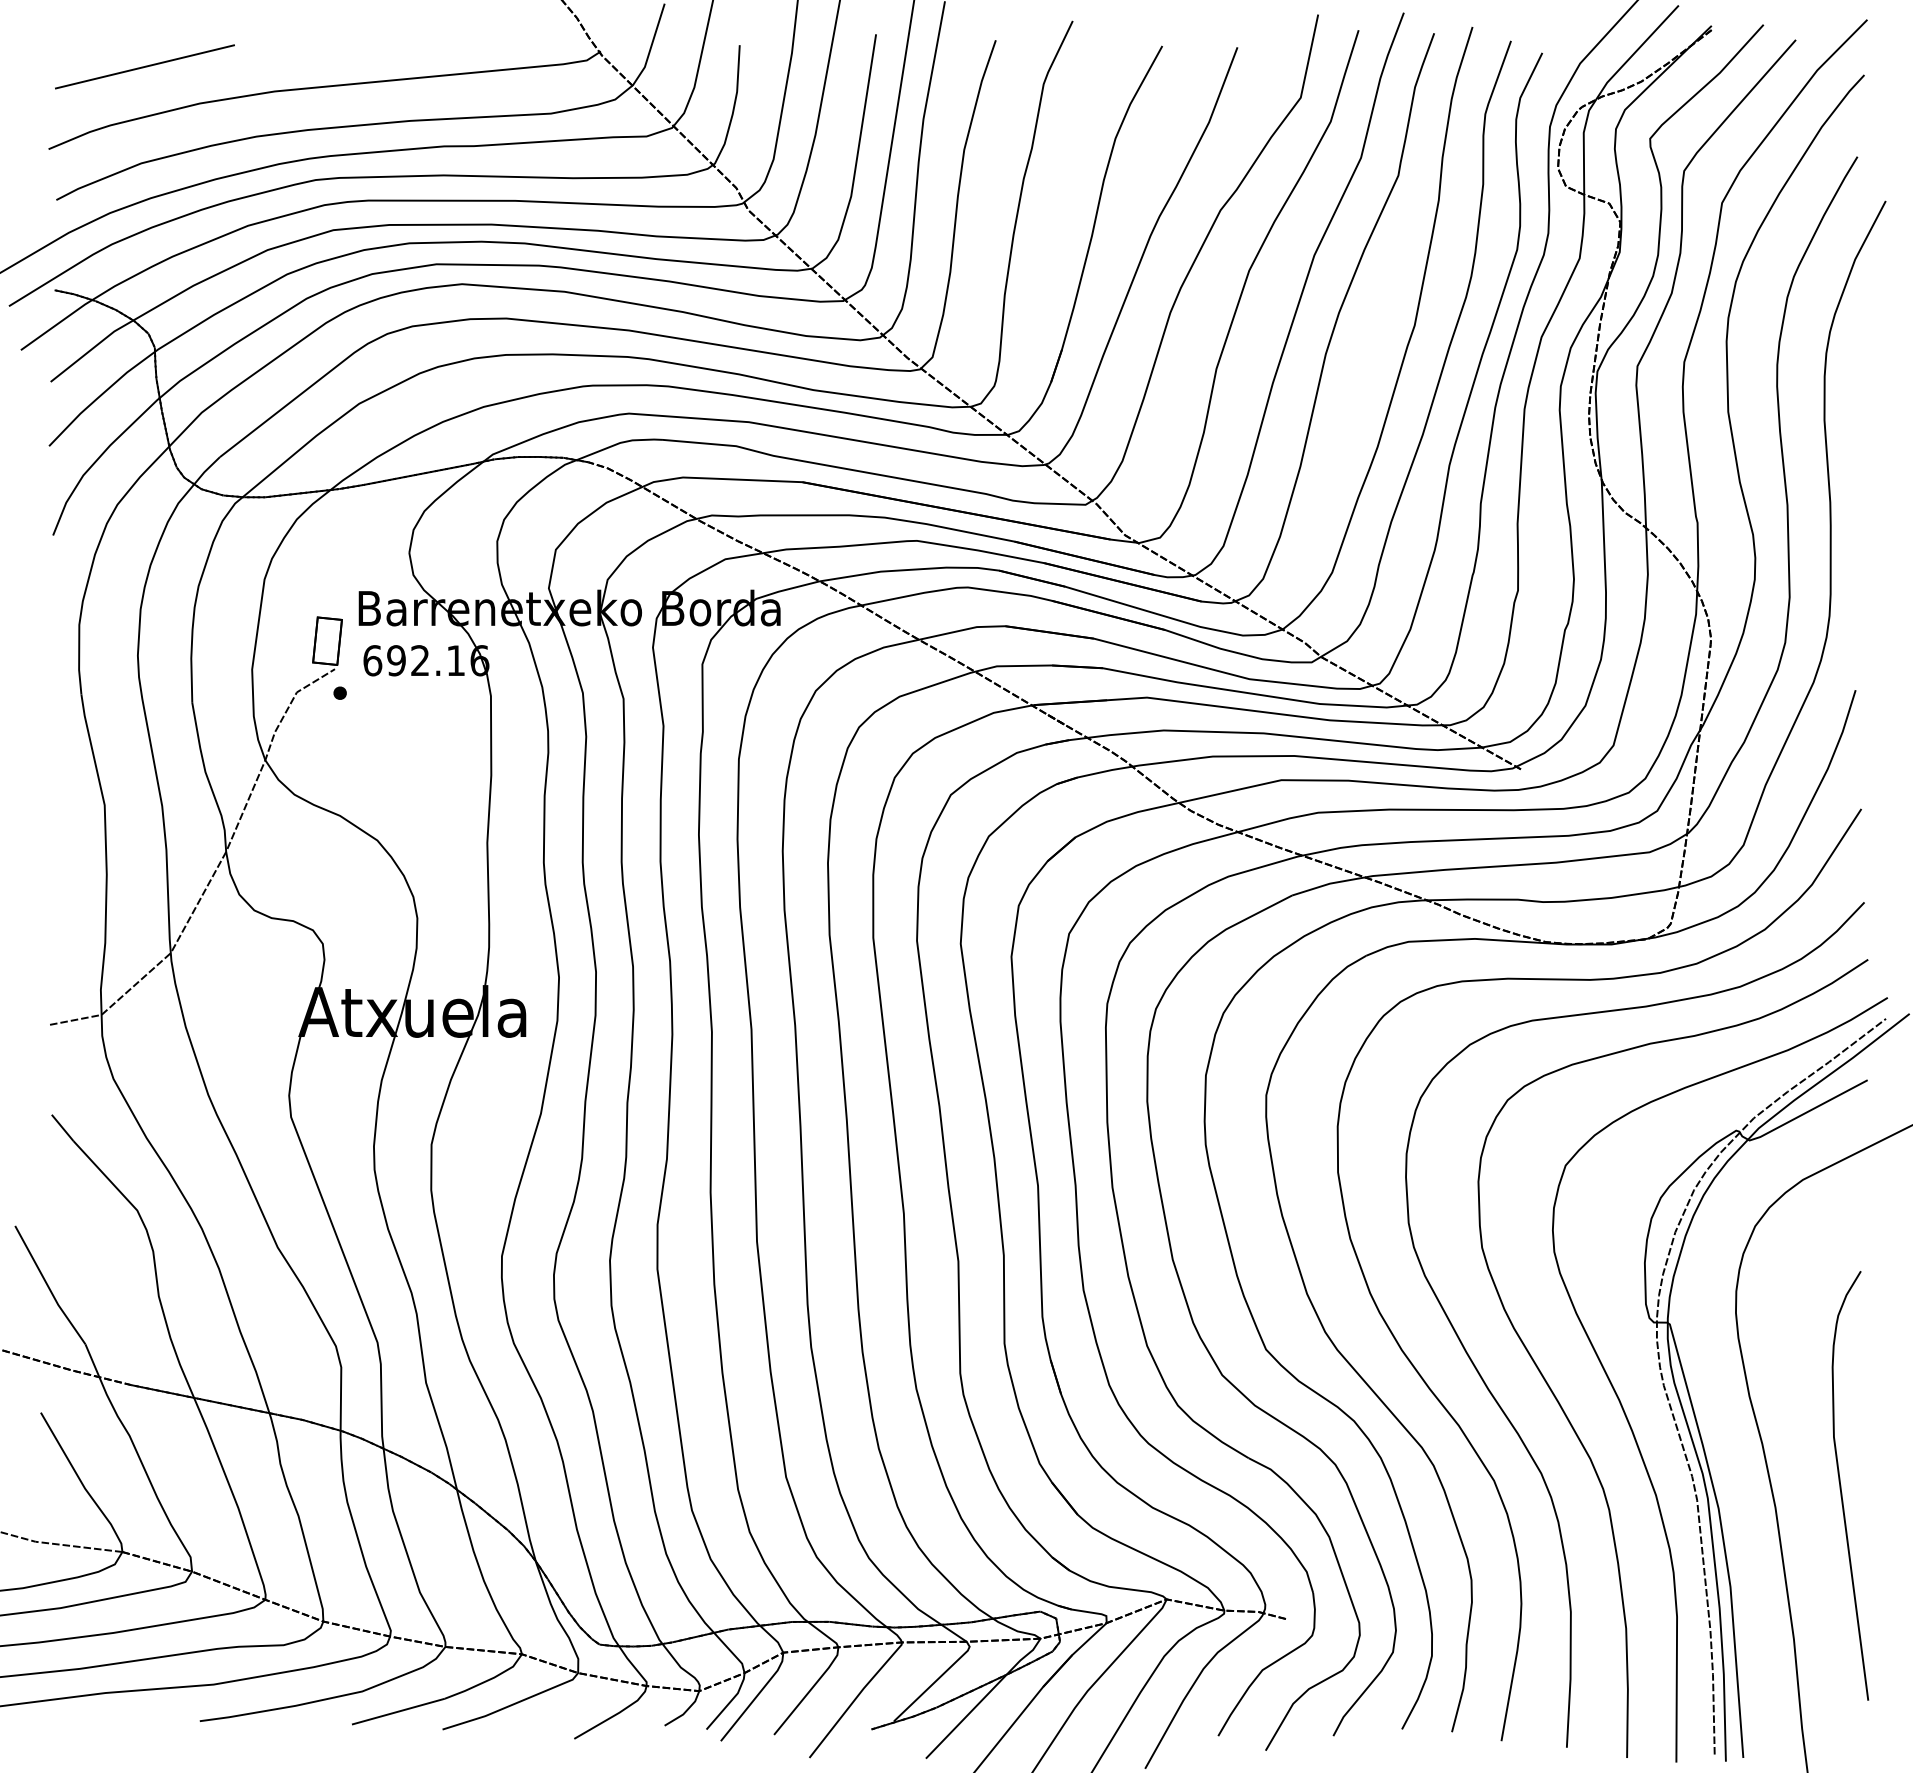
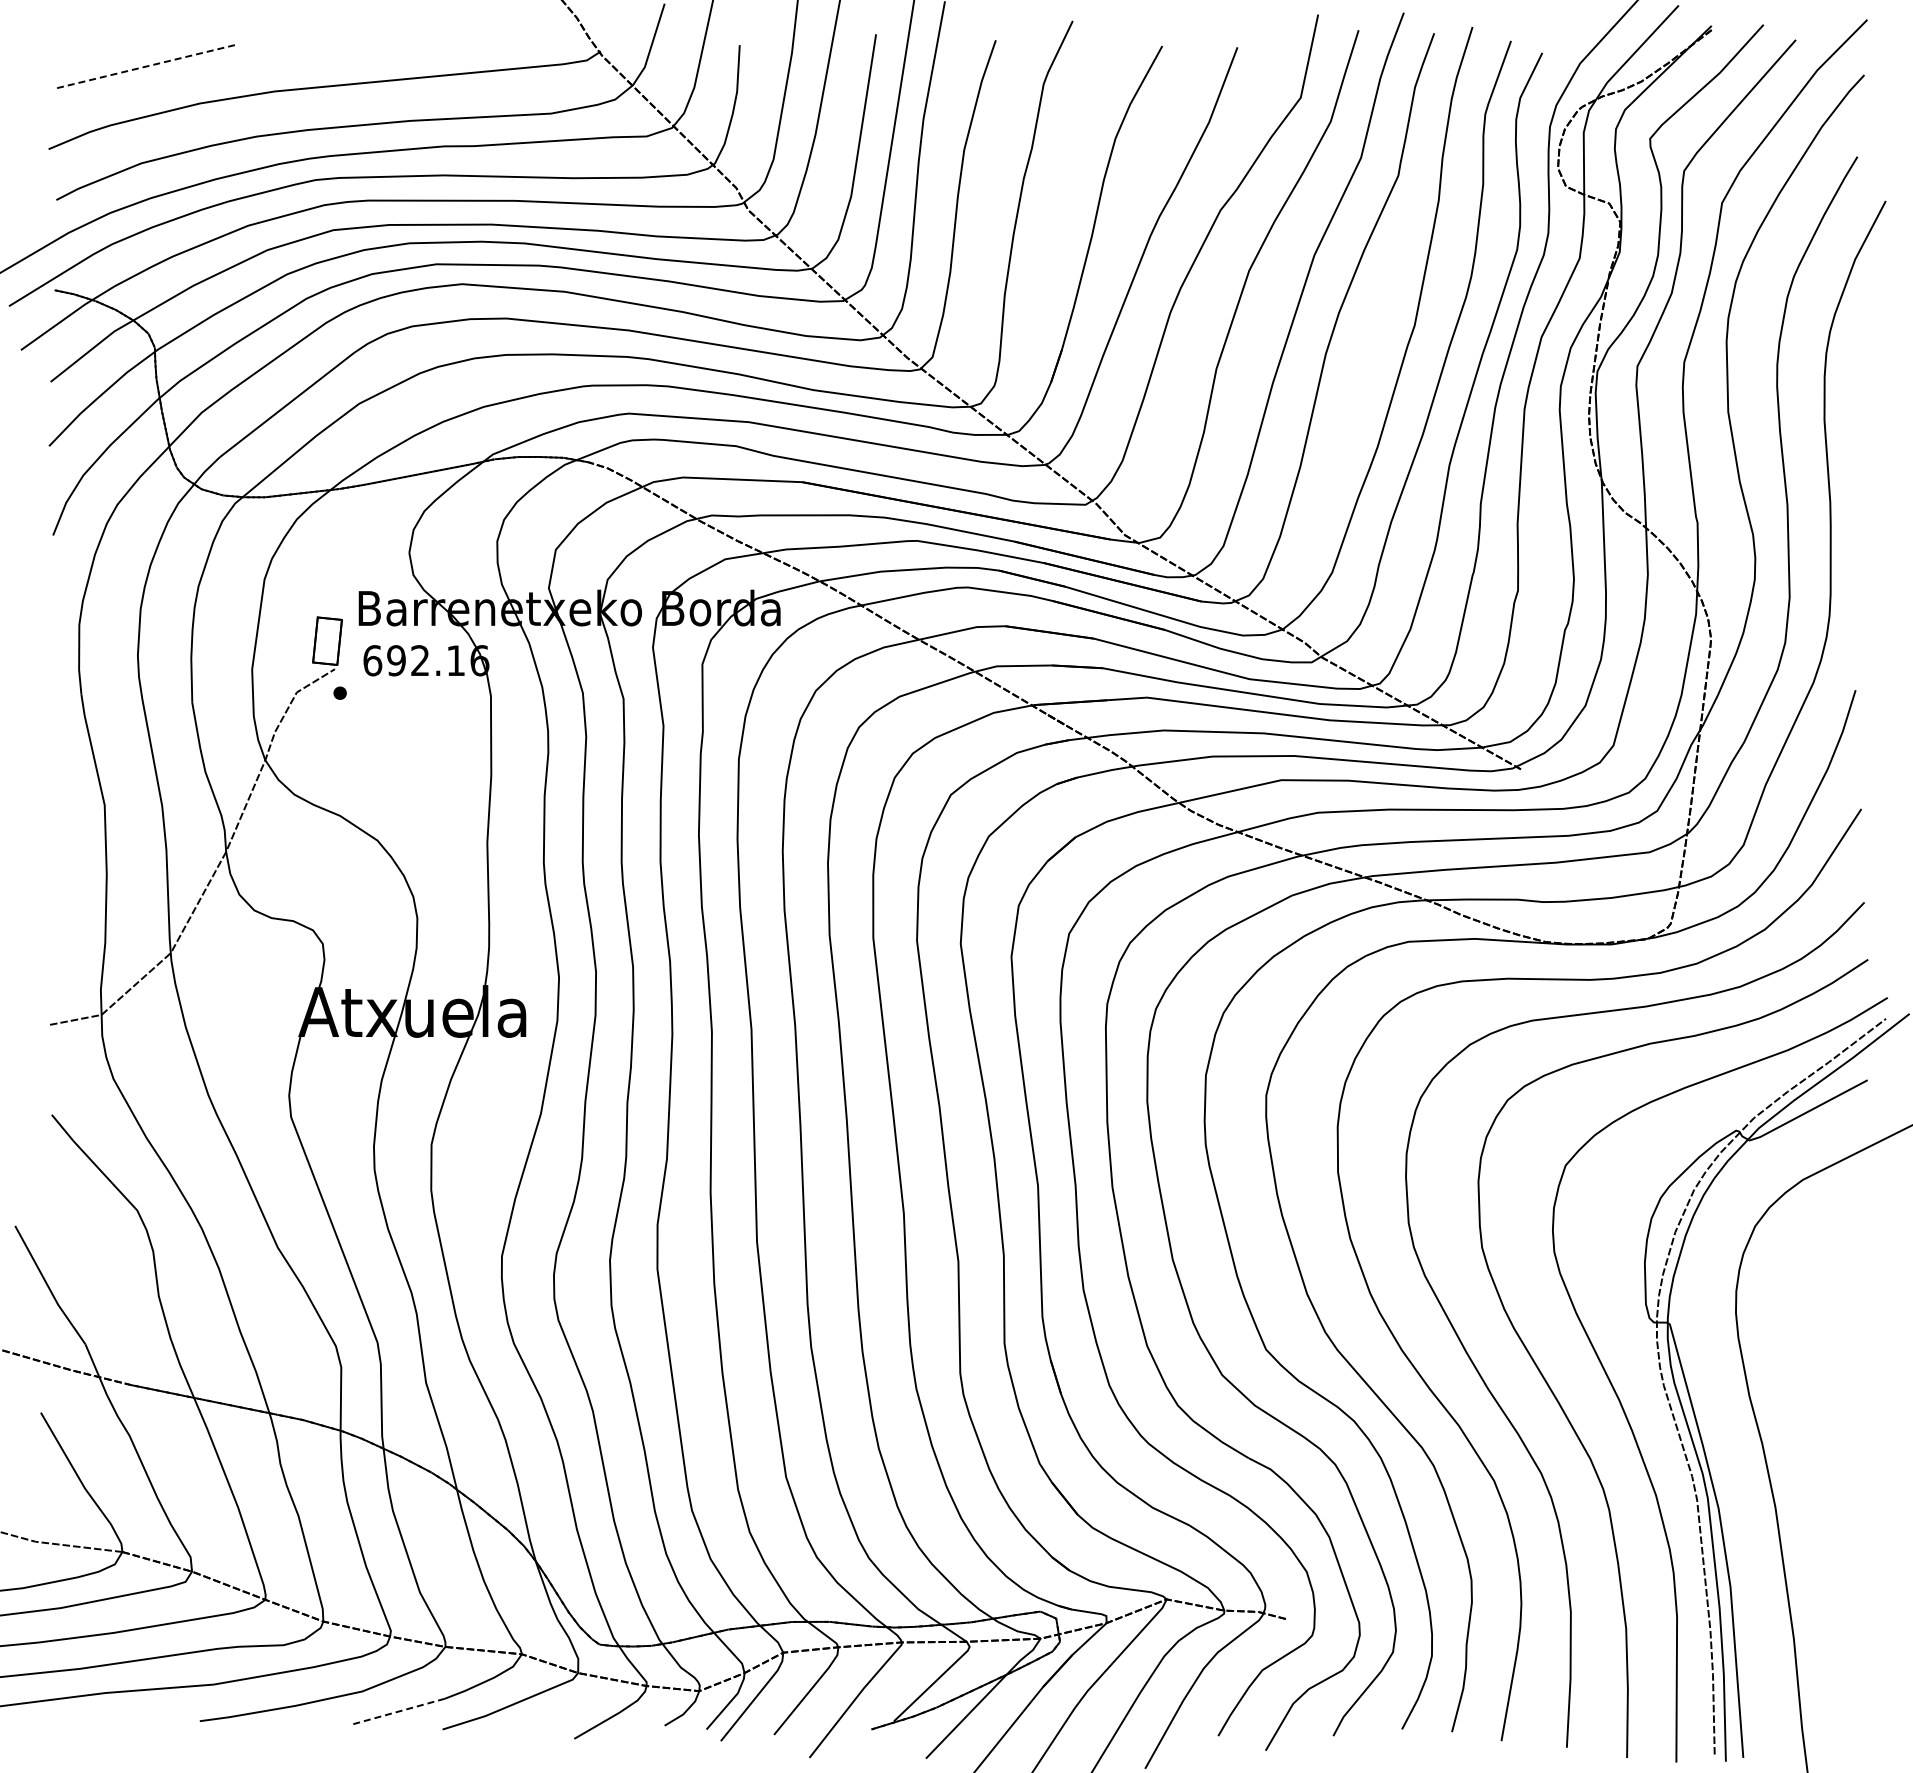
line: solid -> dashed (144, 66)
curve: present -> none (1841, 1485)
line: solid -> dashed (397, 1711)
